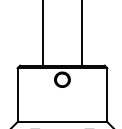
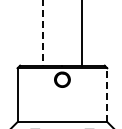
line: solid -> dashed (43, 33)
line: solid -> dashed (107, 95)
